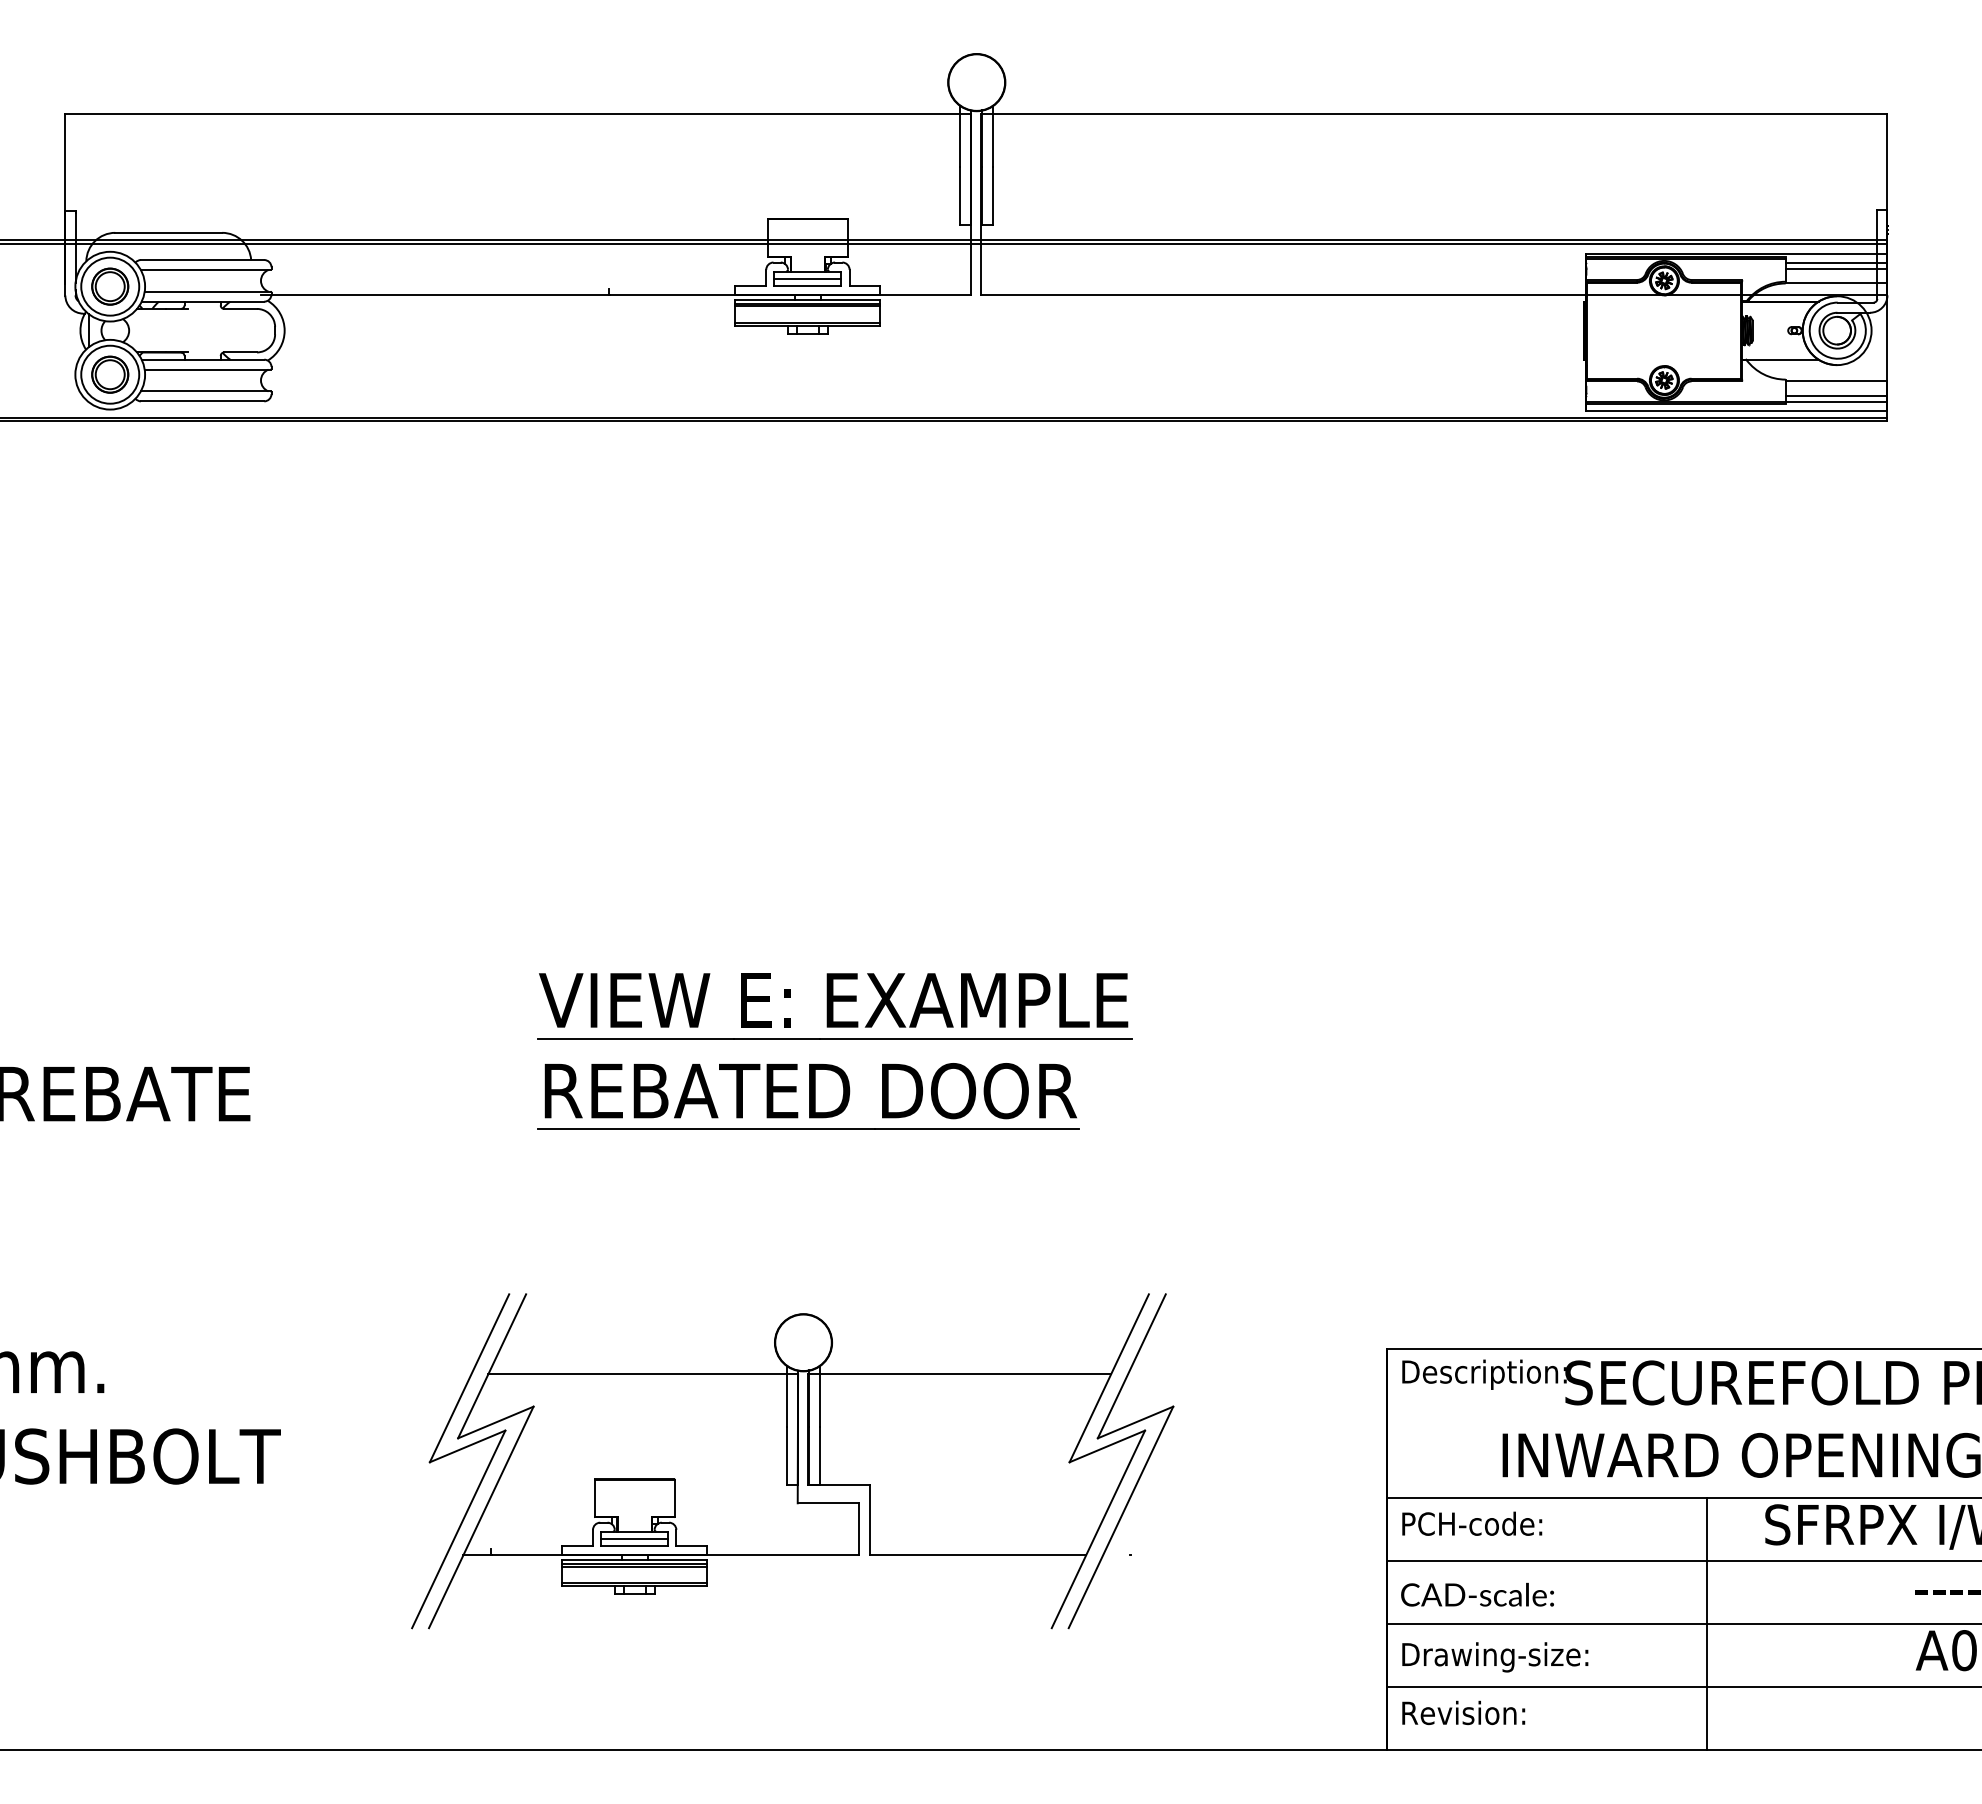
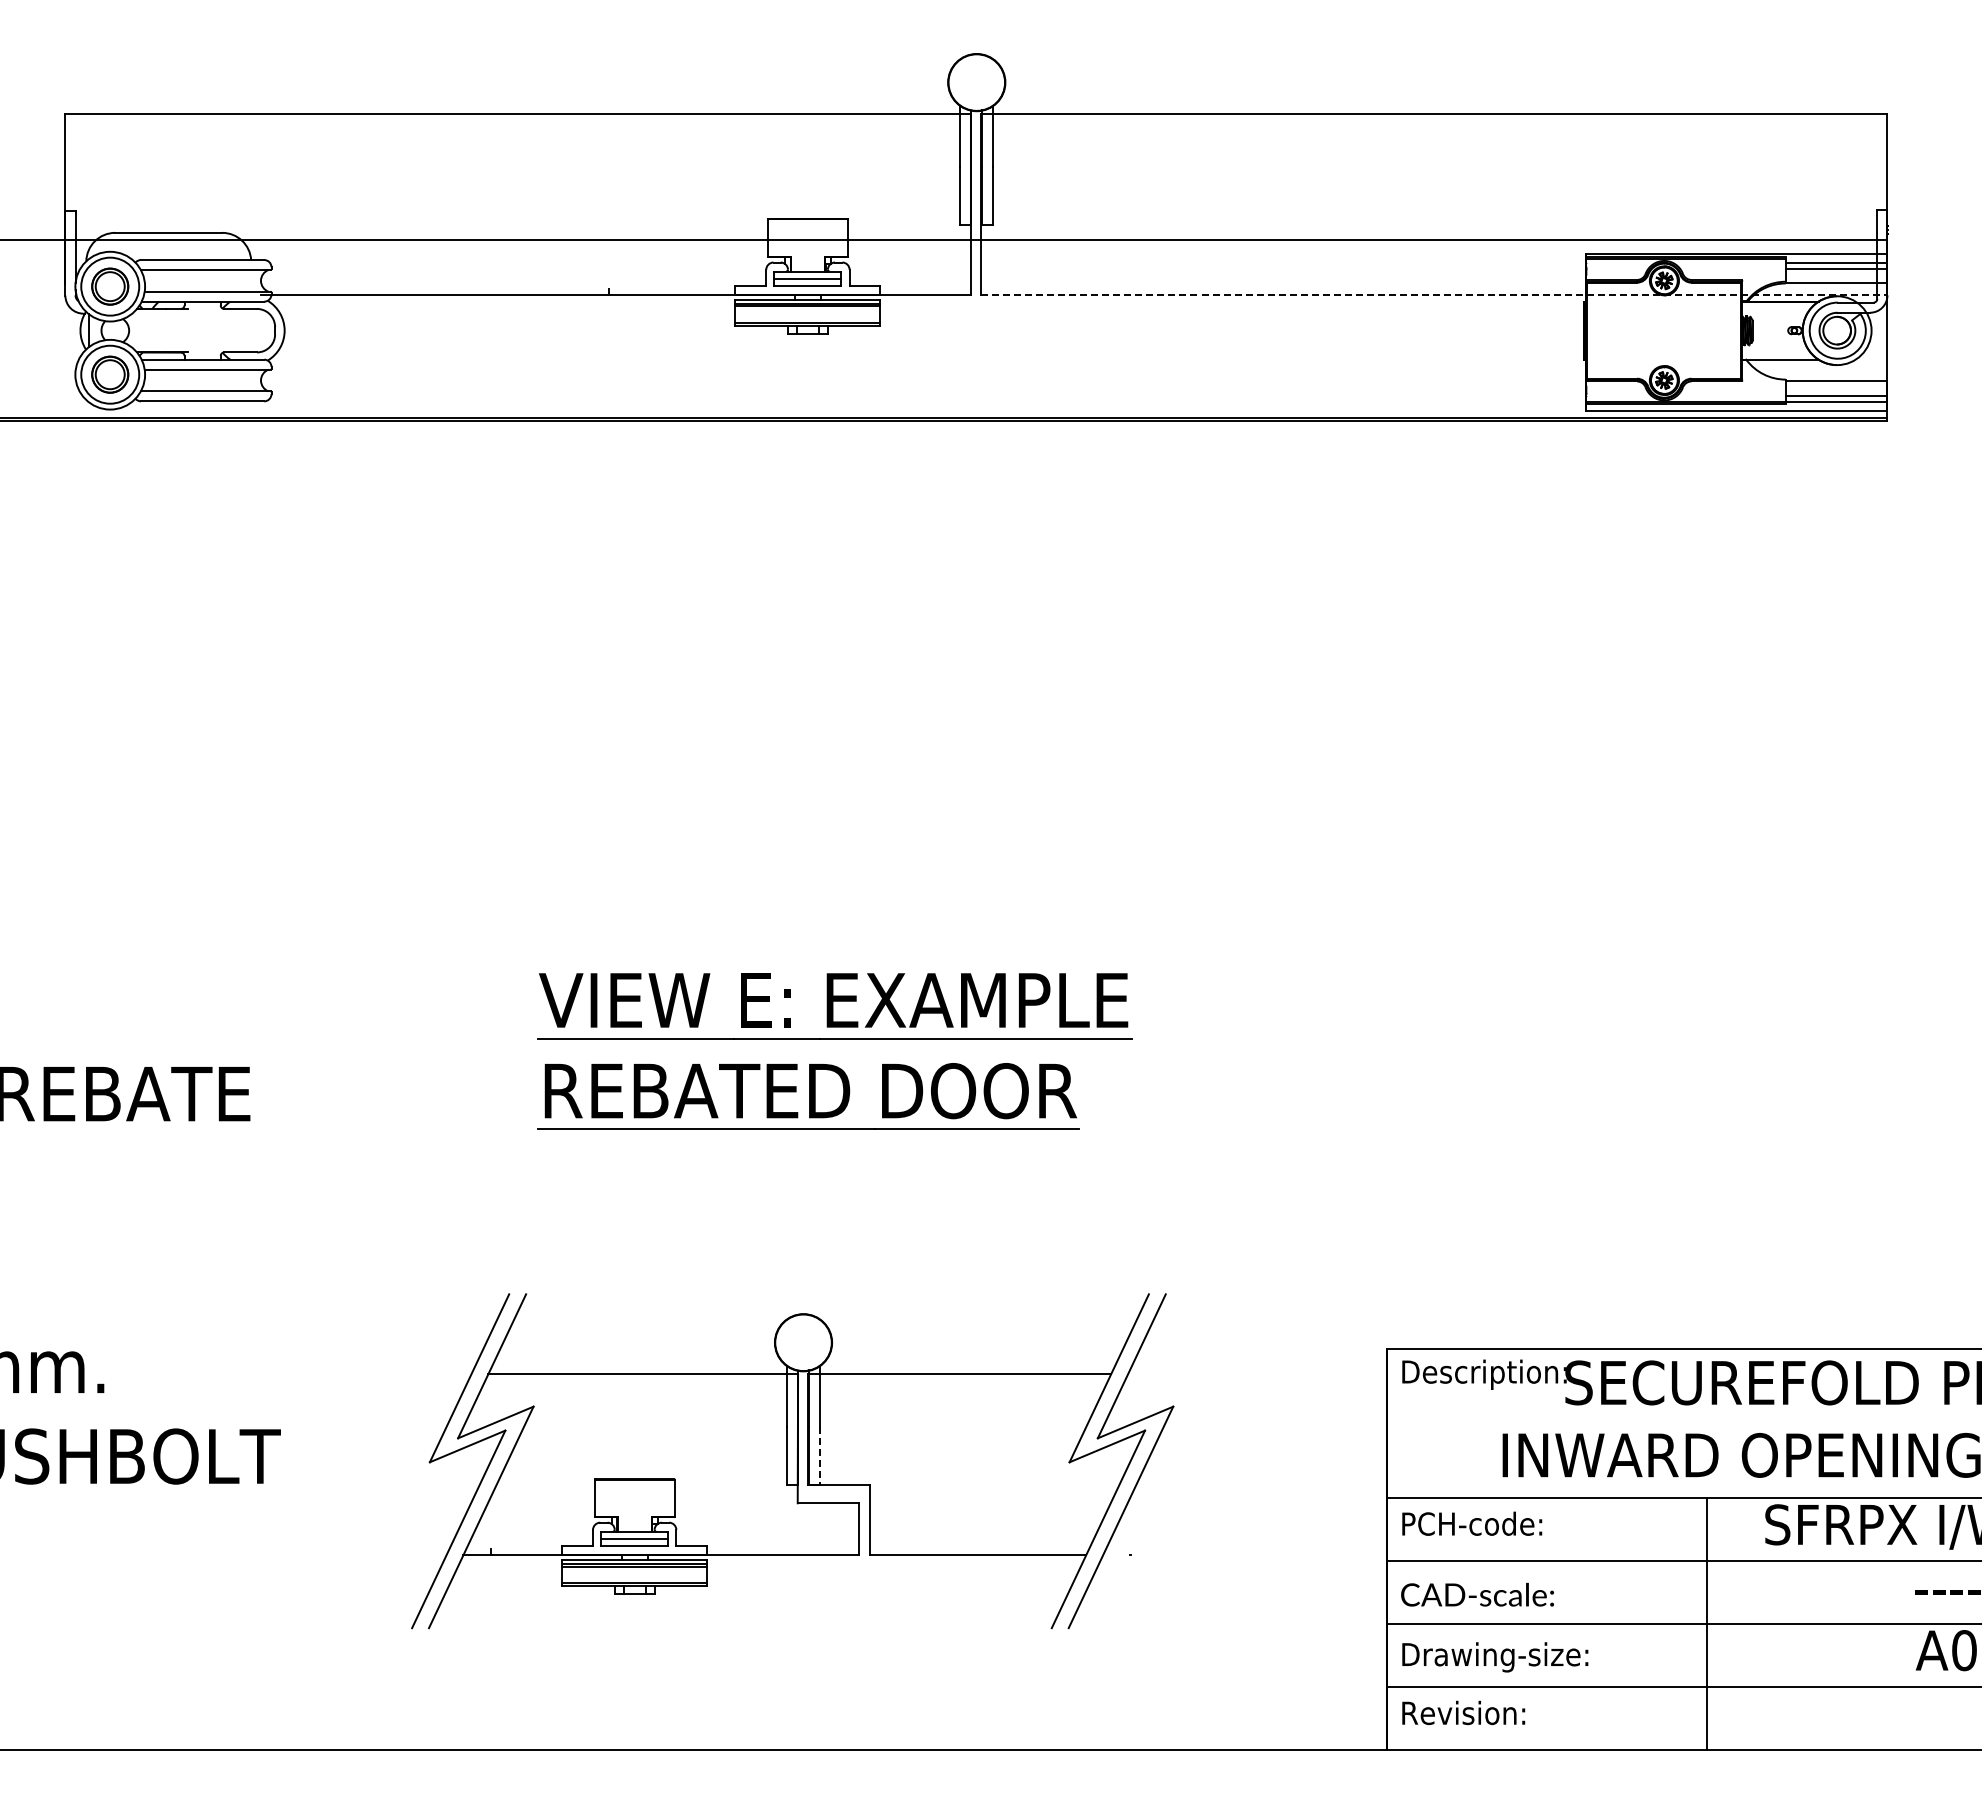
line: present -> none (944, 243)
line: solid -> dashed (1434, 295)
line: solid -> dashed (819, 1456)
